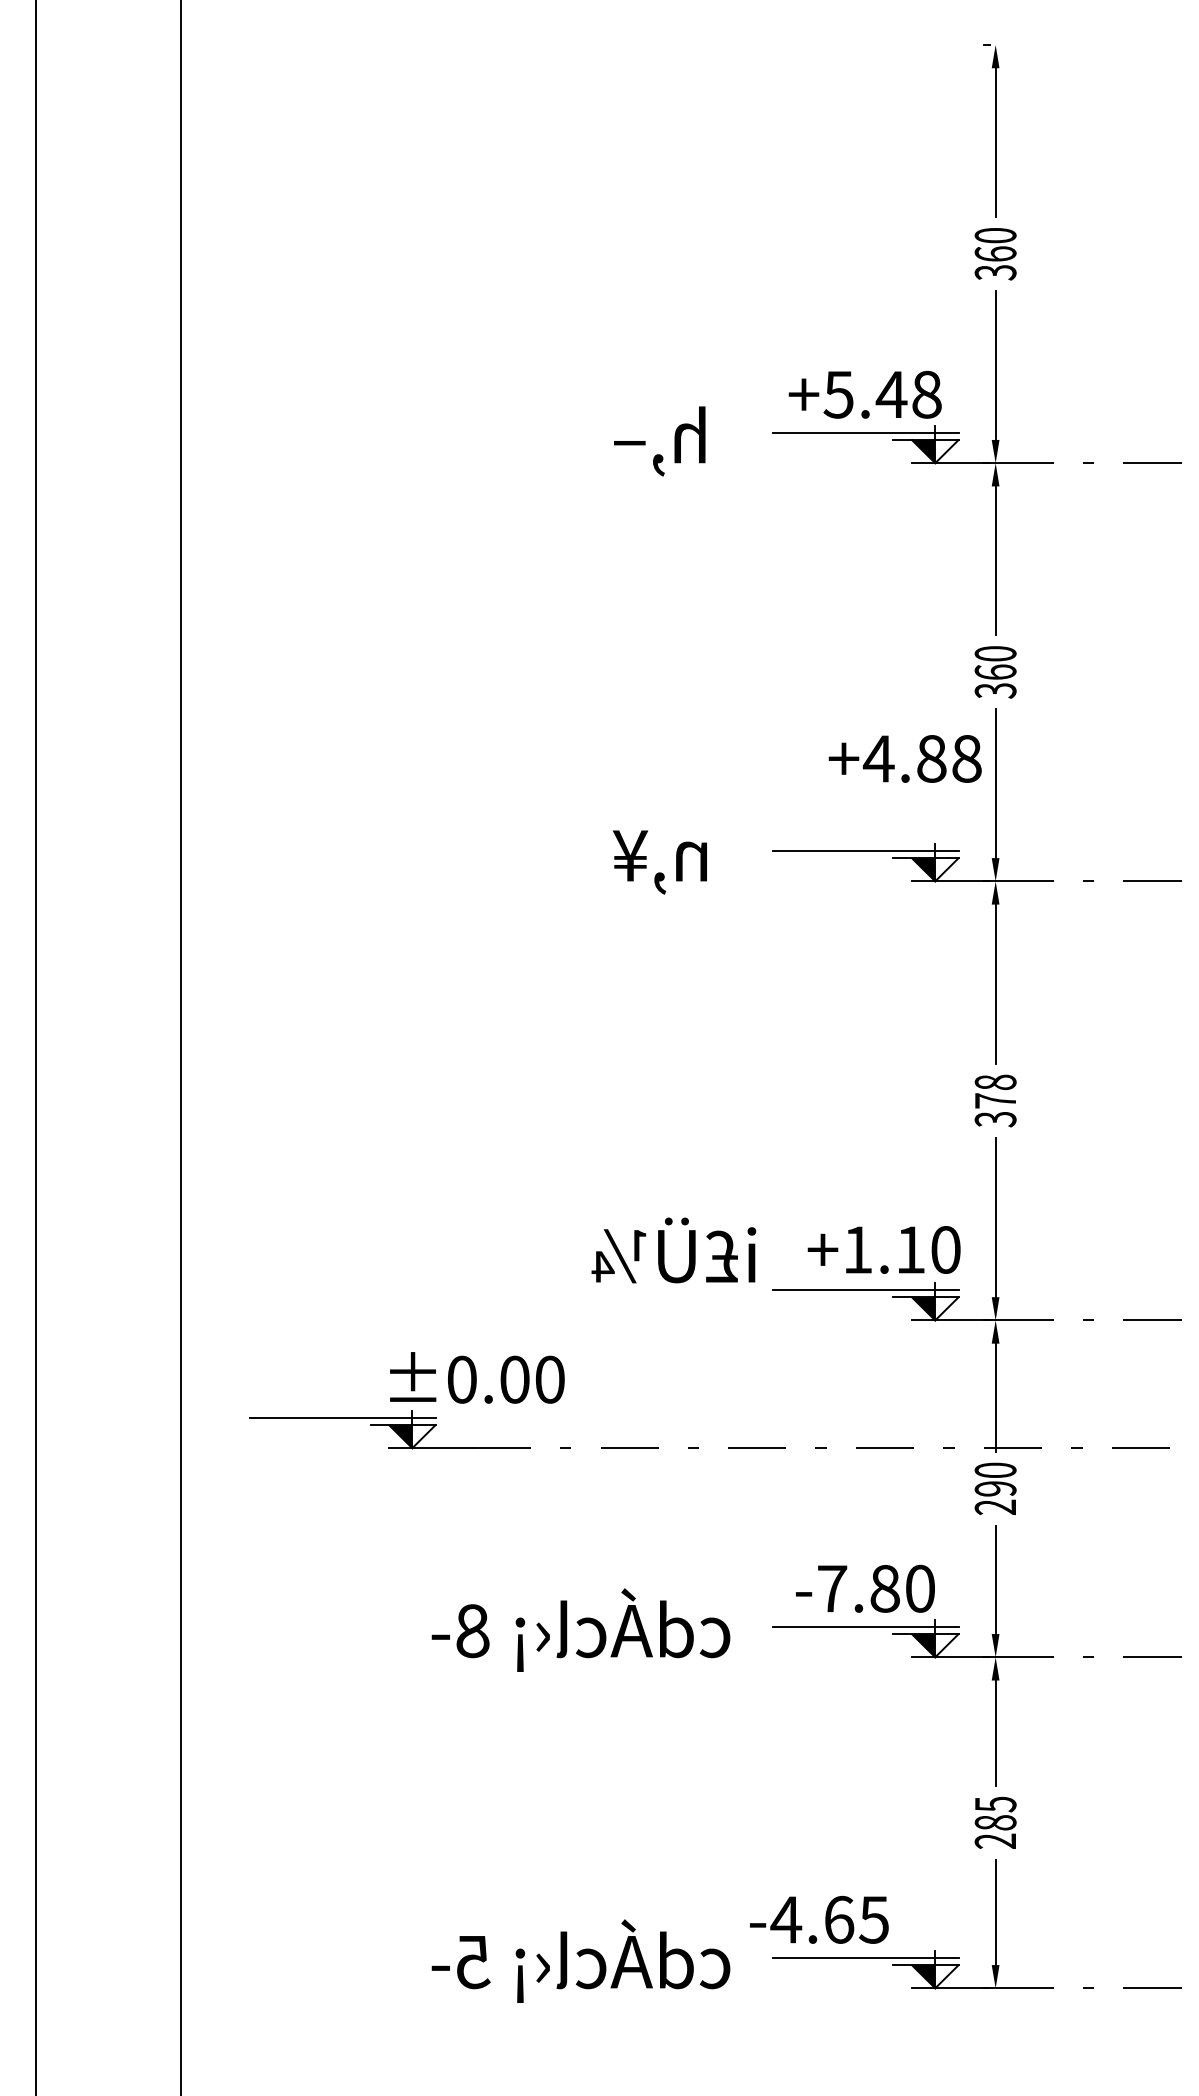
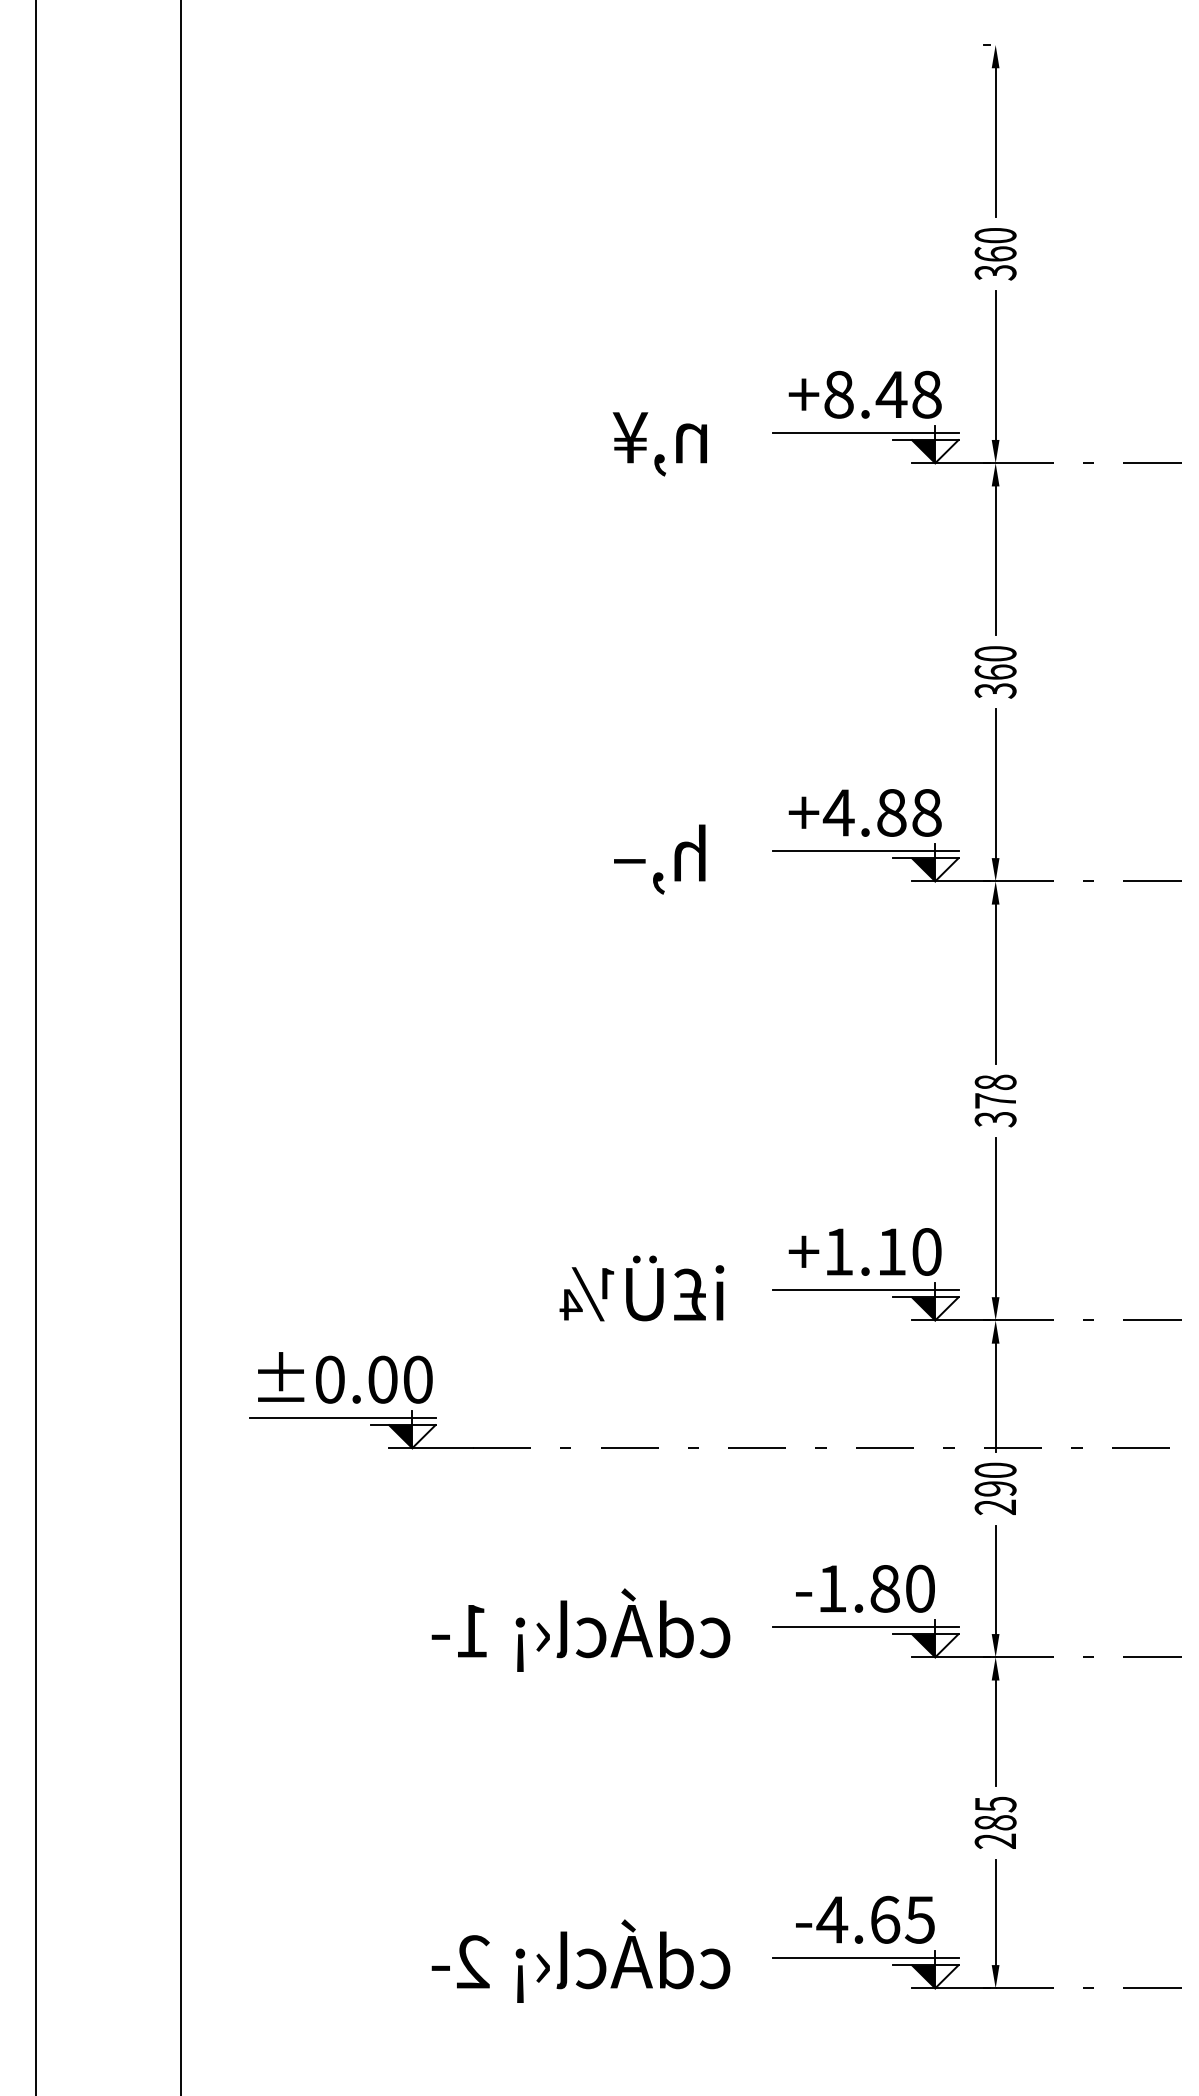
text: +5.48 -> +8.48 (838, 394)
text: h,– -> n,¥ (659, 441)
text position: (904, 758) -> (864, 812) (864, 812)
text: n,¥ -> h,– (659, 859)
text position: (883, 1249) -> (864, 1251) (864, 1251)
text position: (673, 1250) -> (641, 1288) (641, 1288)
text position: (477, 1377) -> (345, 1377) (345, 1377)
text: -7.80 -> -1.80 (832, 1588)
text: 8- -> 1- (472, 1631)
text position: (819, 1919) -> (865, 1919) (865, 1919)
text: 5- -> 2- (473, 1962)
